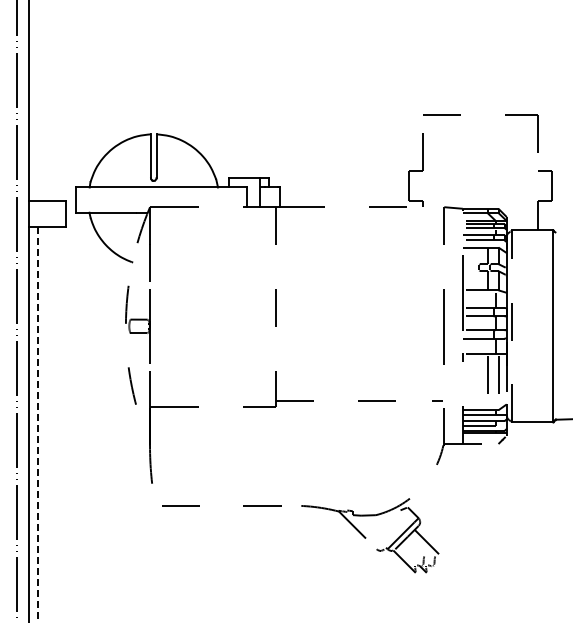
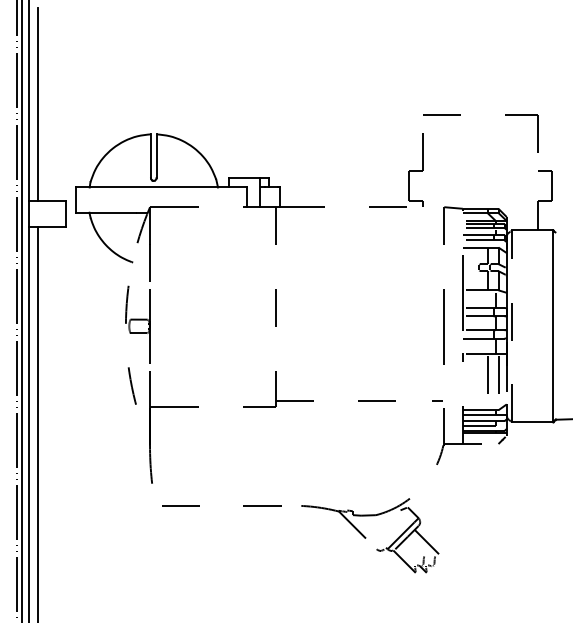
line: none -> present (37, 103)
line: none -> present (22, 310)
line: dashed -> solid (37, 424)
